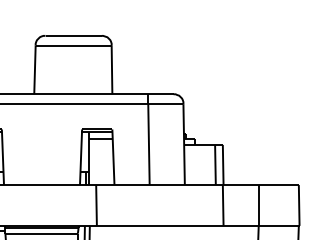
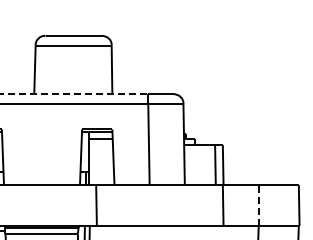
line: solid -> dashed (74, 94)
line: solid -> dashed (258, 204)
